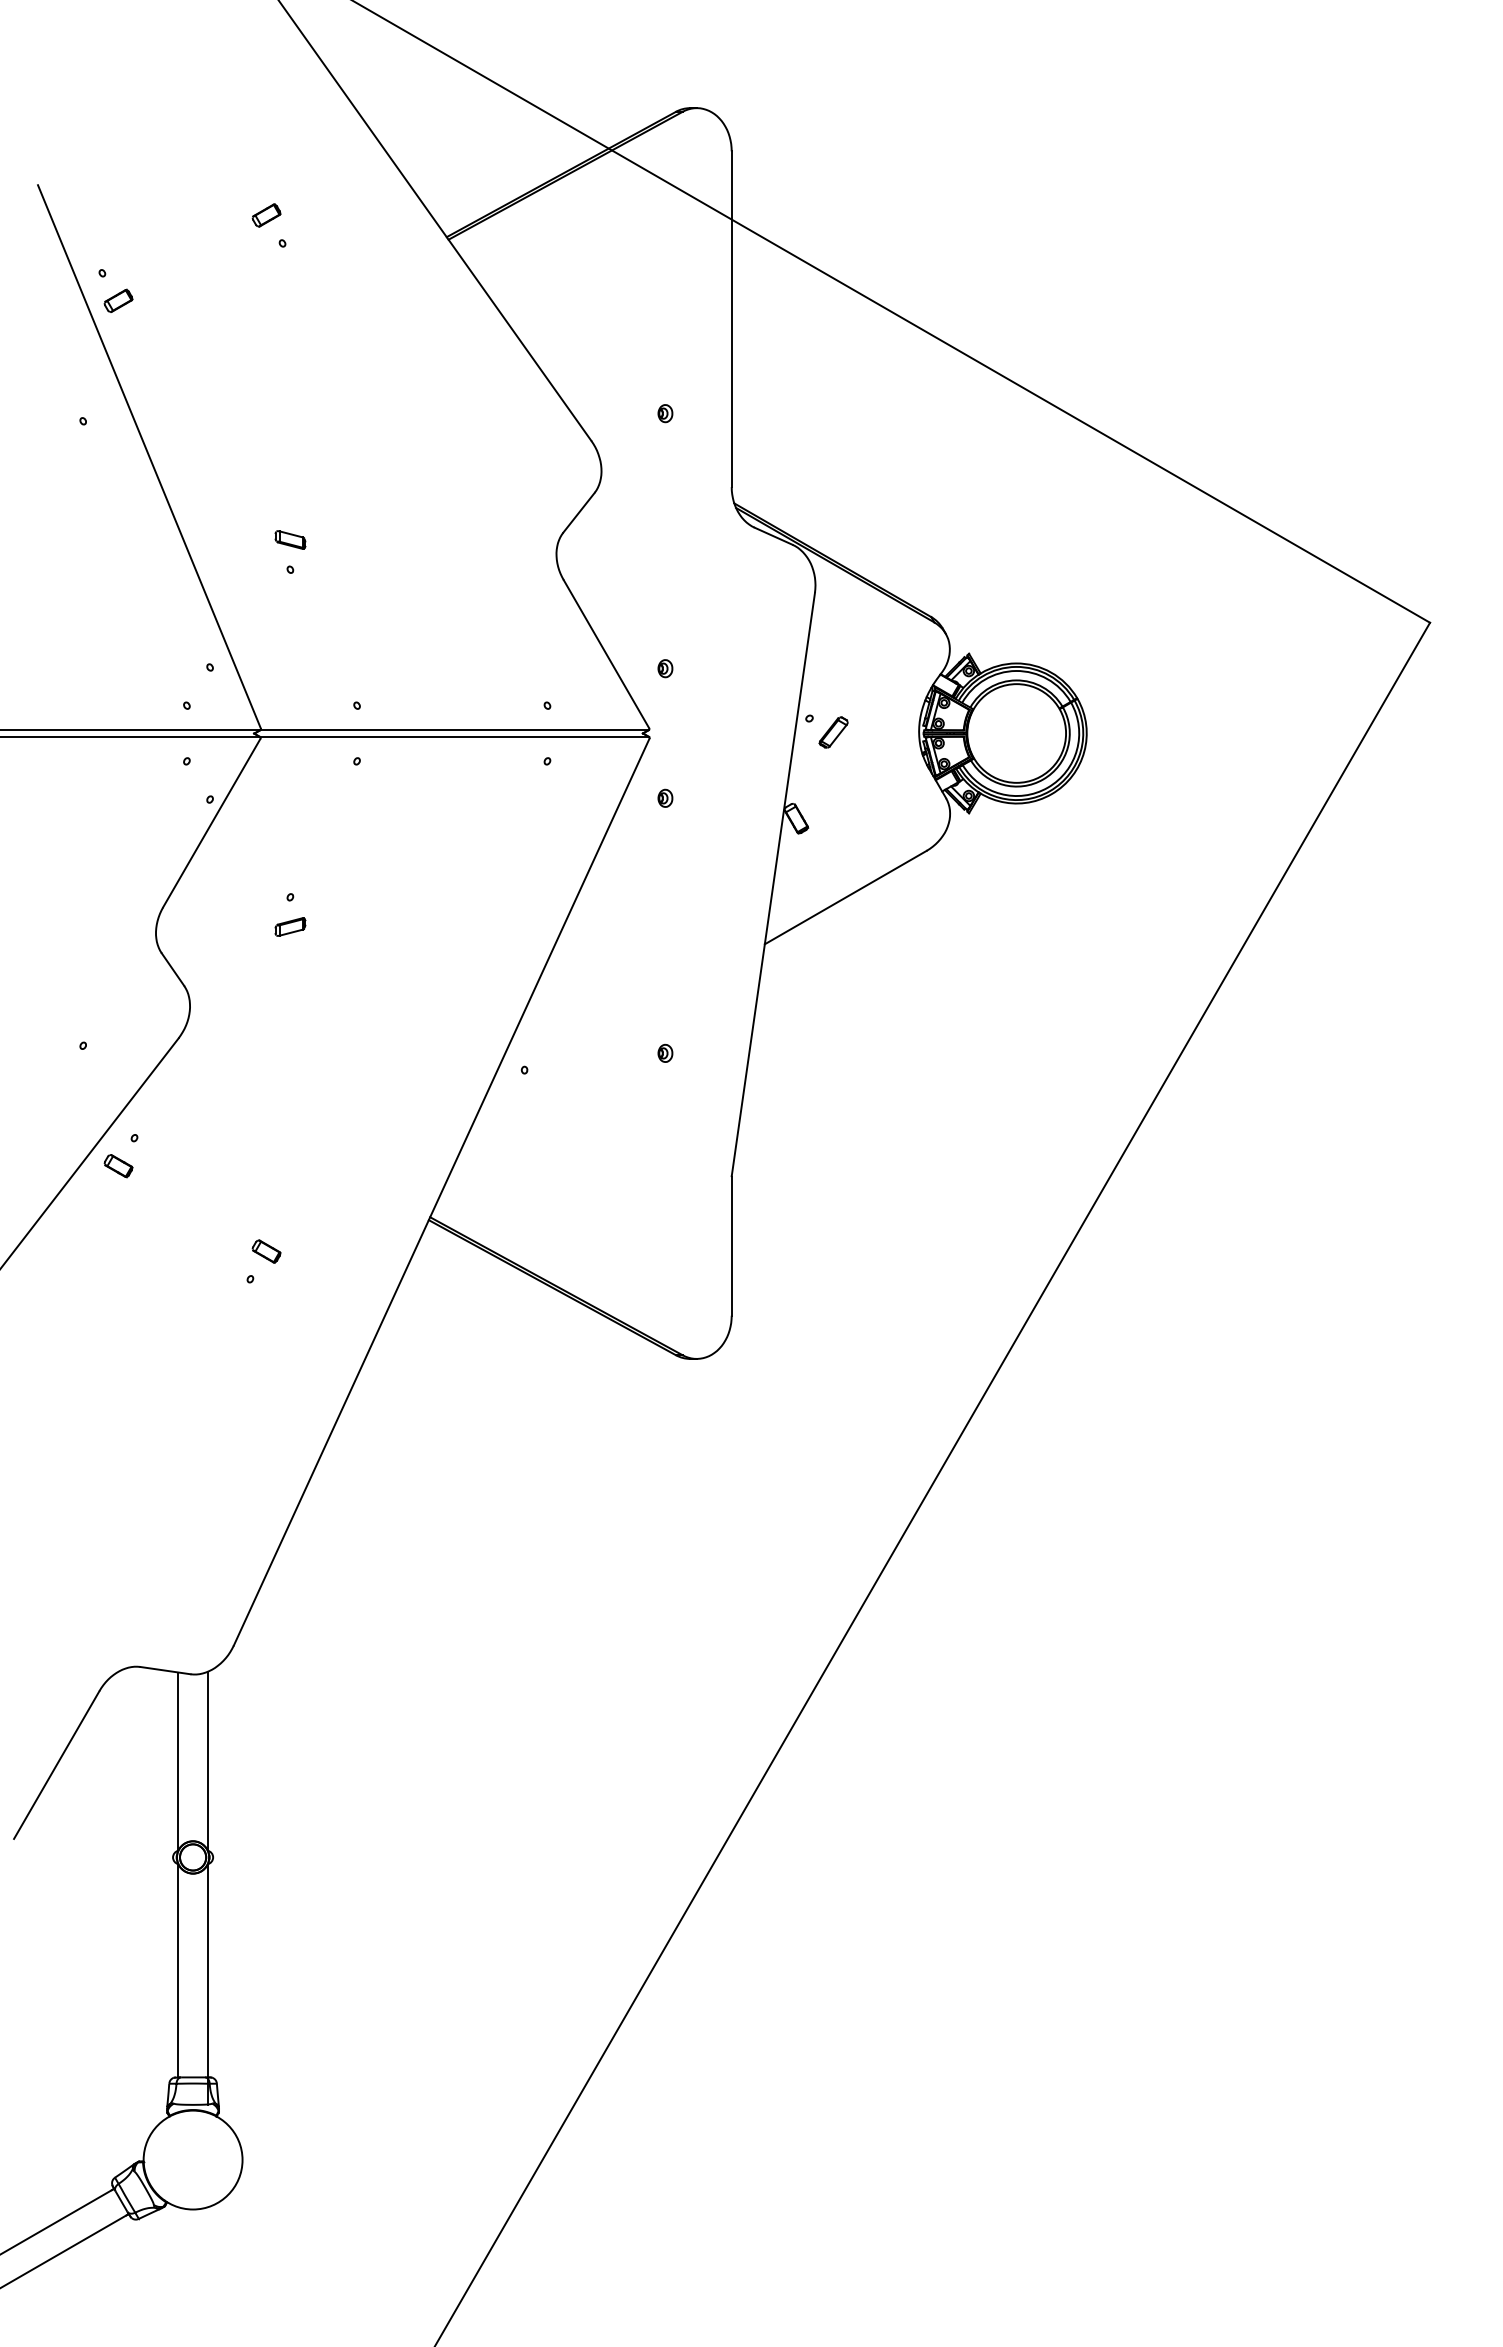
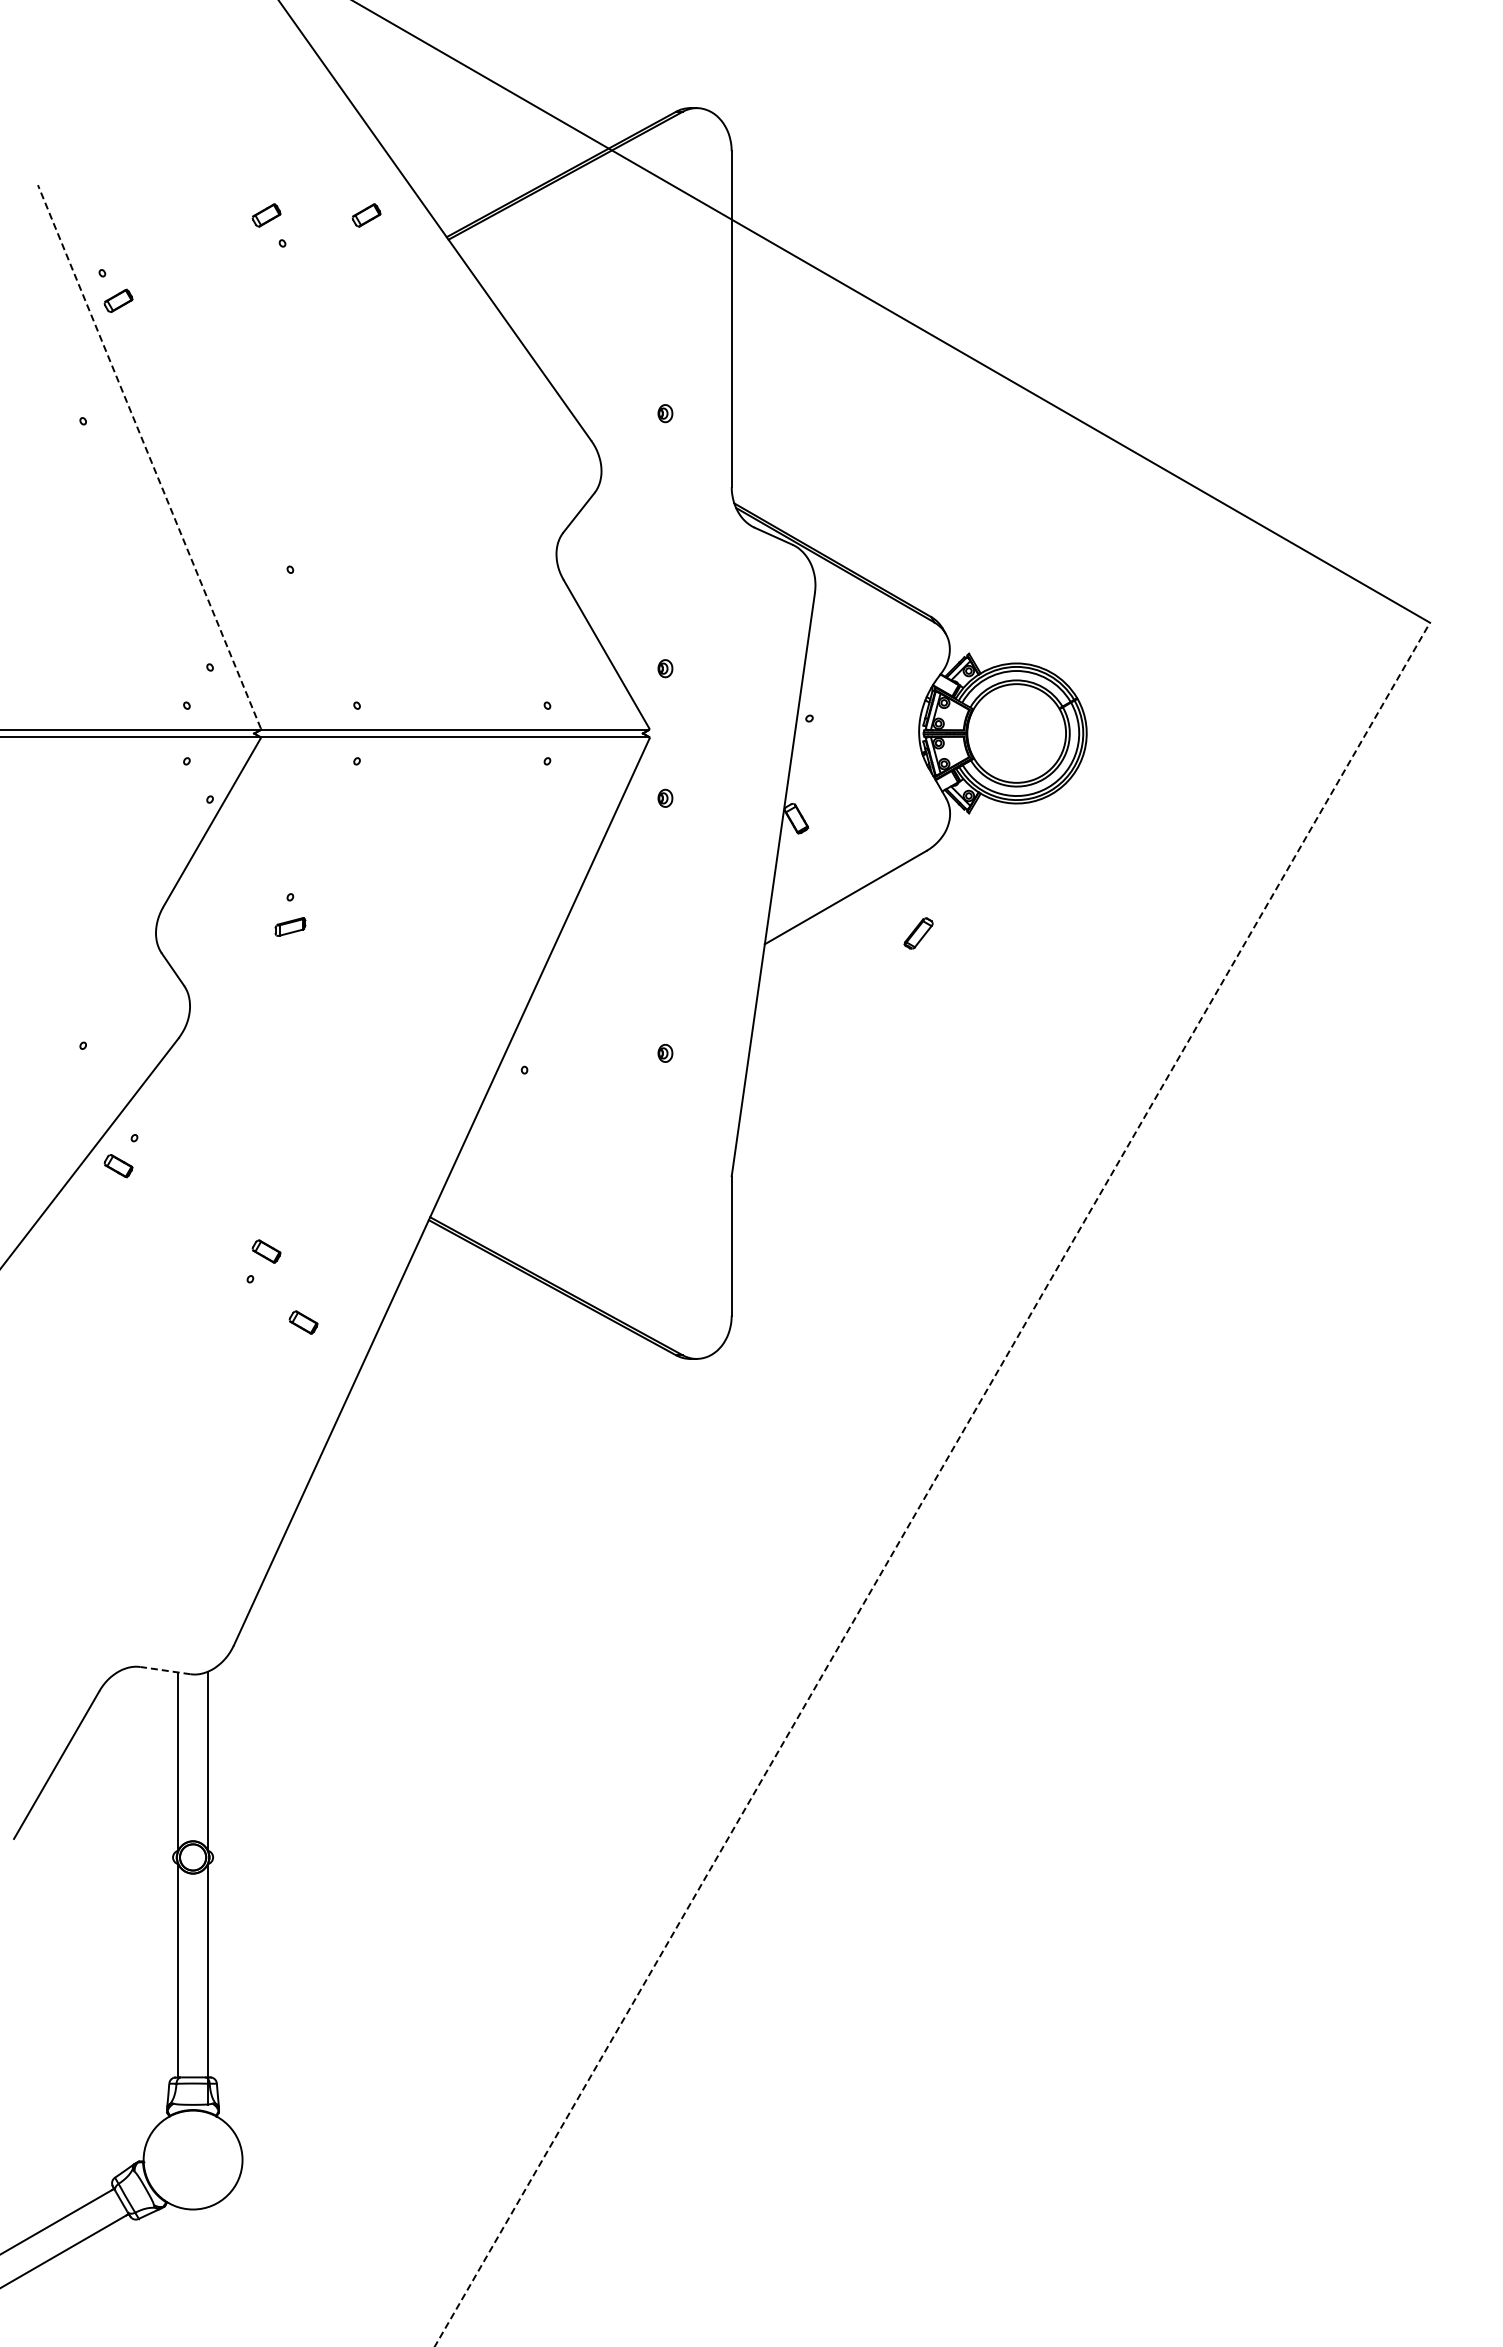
part: none -> present (366, 215)
line: solid -> dashed (149, 456)
part: present -> none (290, 539)
part position: (833, 732) -> (918, 933) (918, 933)
part: none -> present (303, 1322)
line: solid -> dashed (932, 1484)
line: solid -> dashed (164, 1670)
